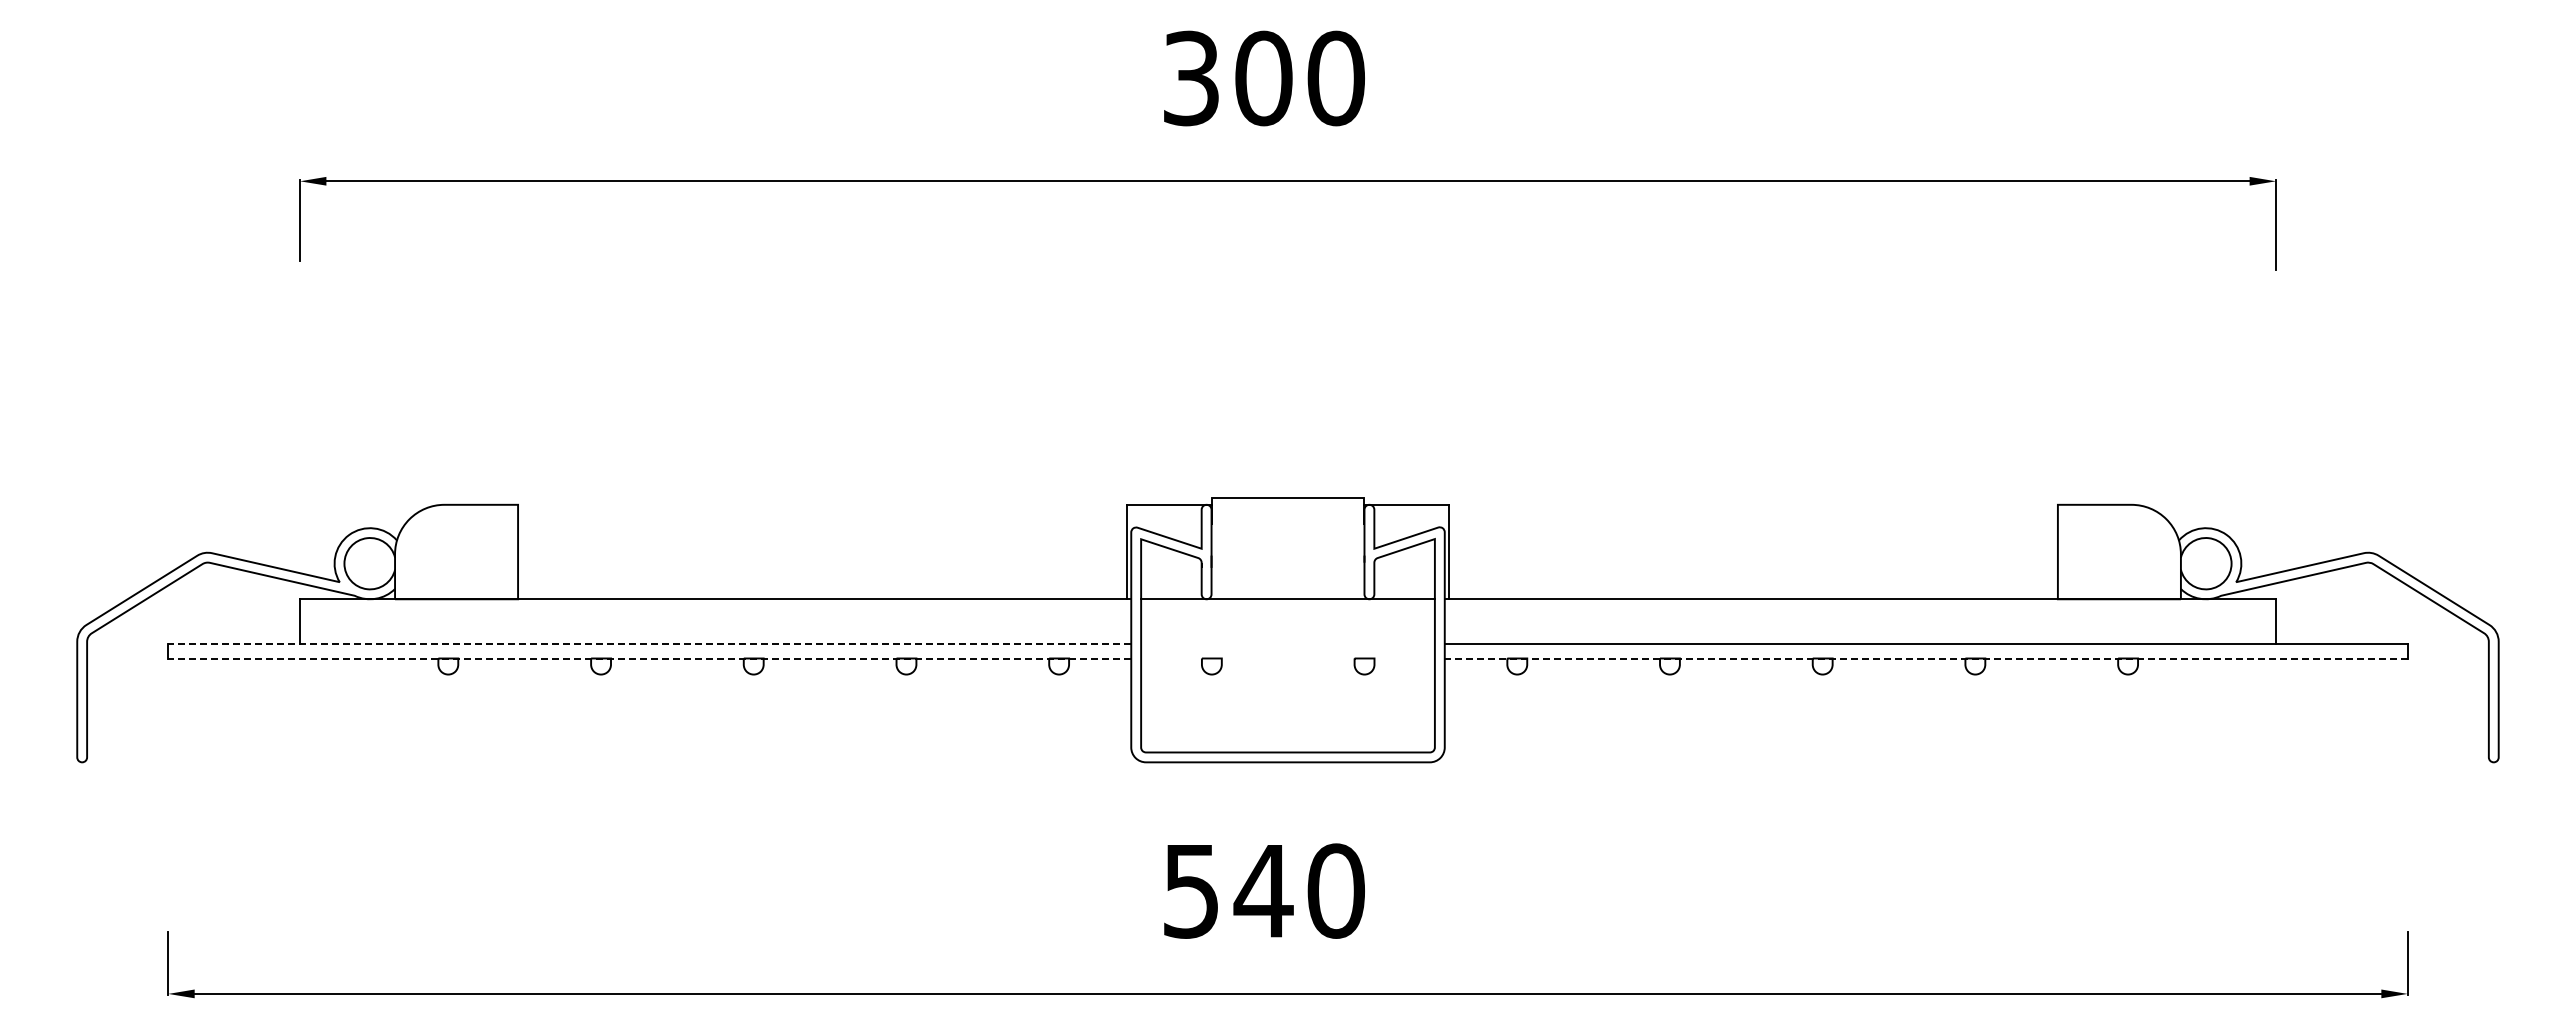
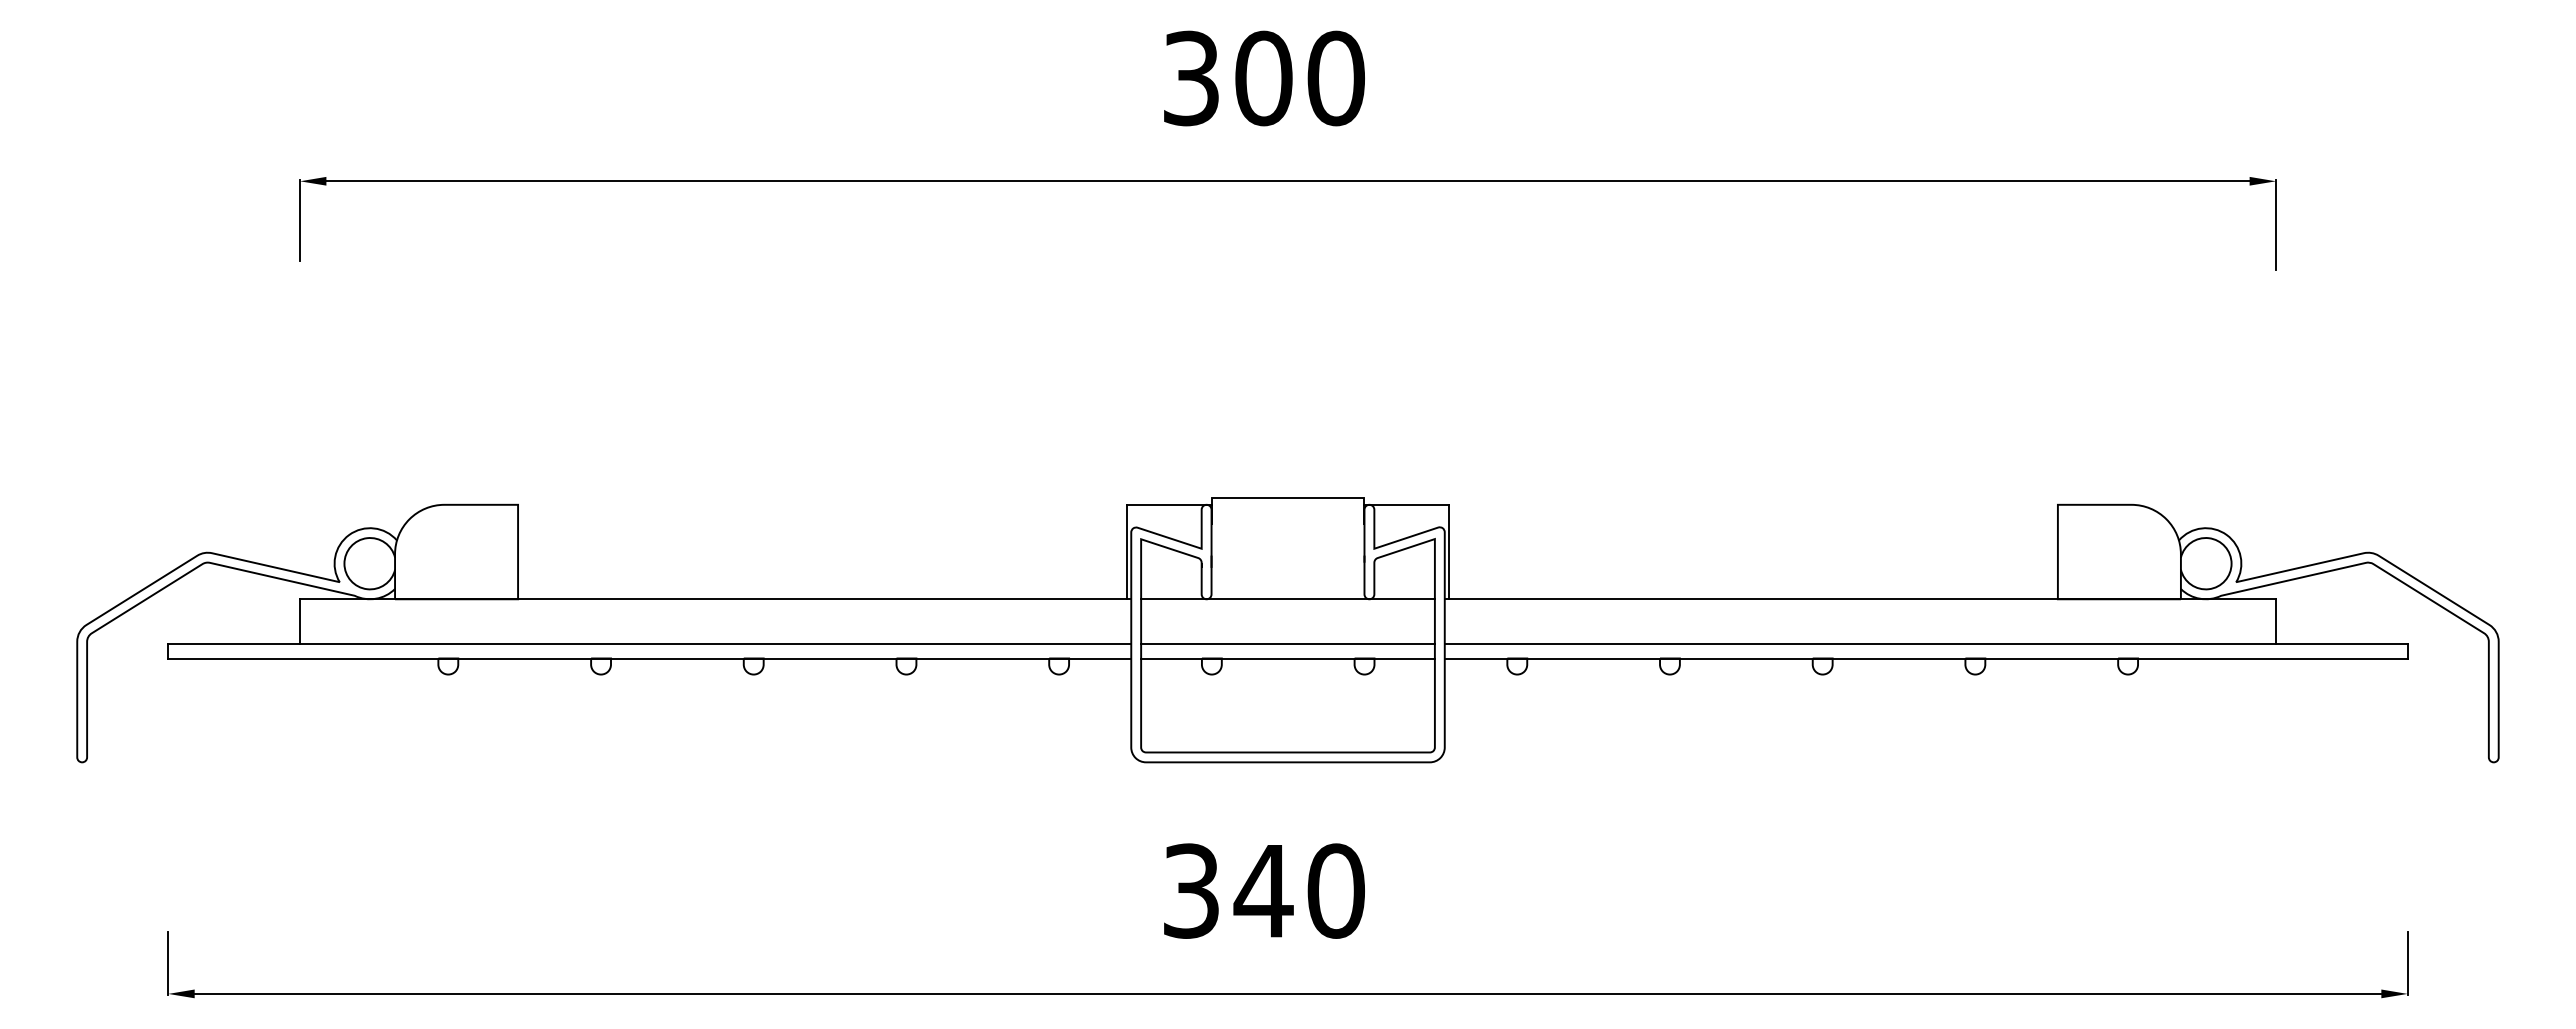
line: dashed -> solid (649, 643)
line: none -> present (1287, 643)
line: dashed -> solid (649, 658)
line: none -> present (1287, 658)
line: dashed -> solid (1925, 658)
text: 540 -> 340 (1191, 890)
